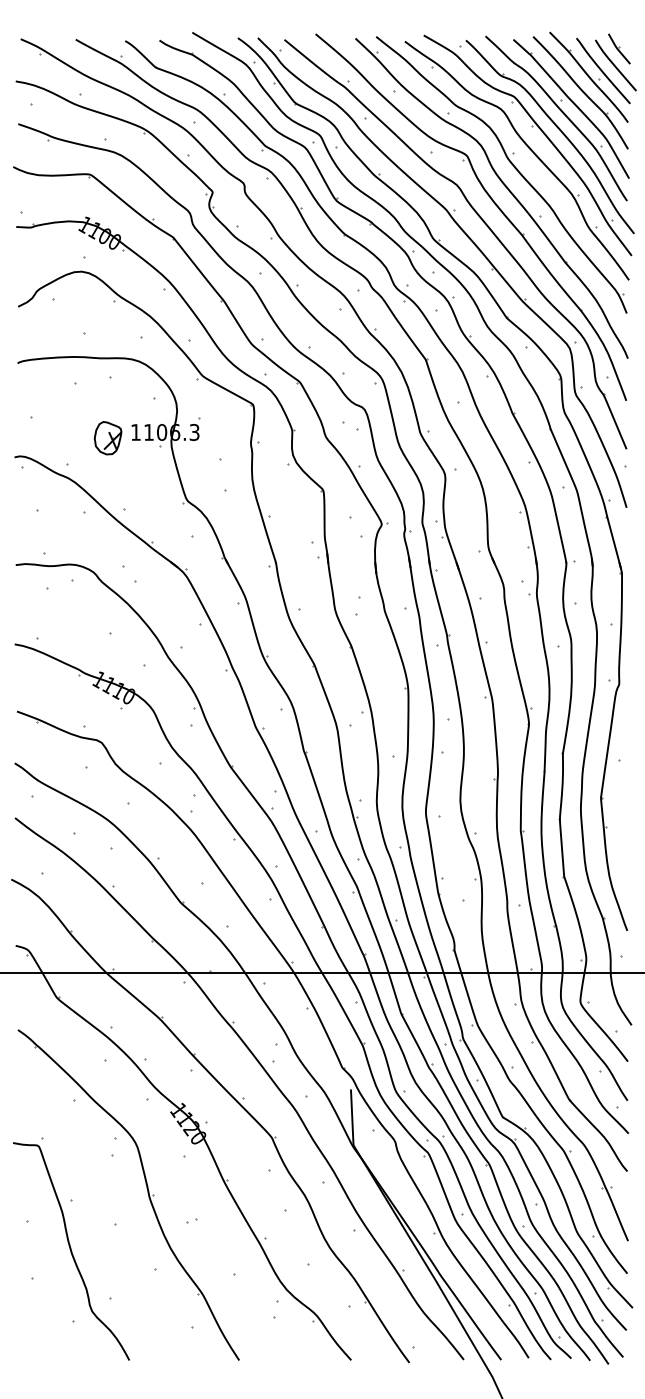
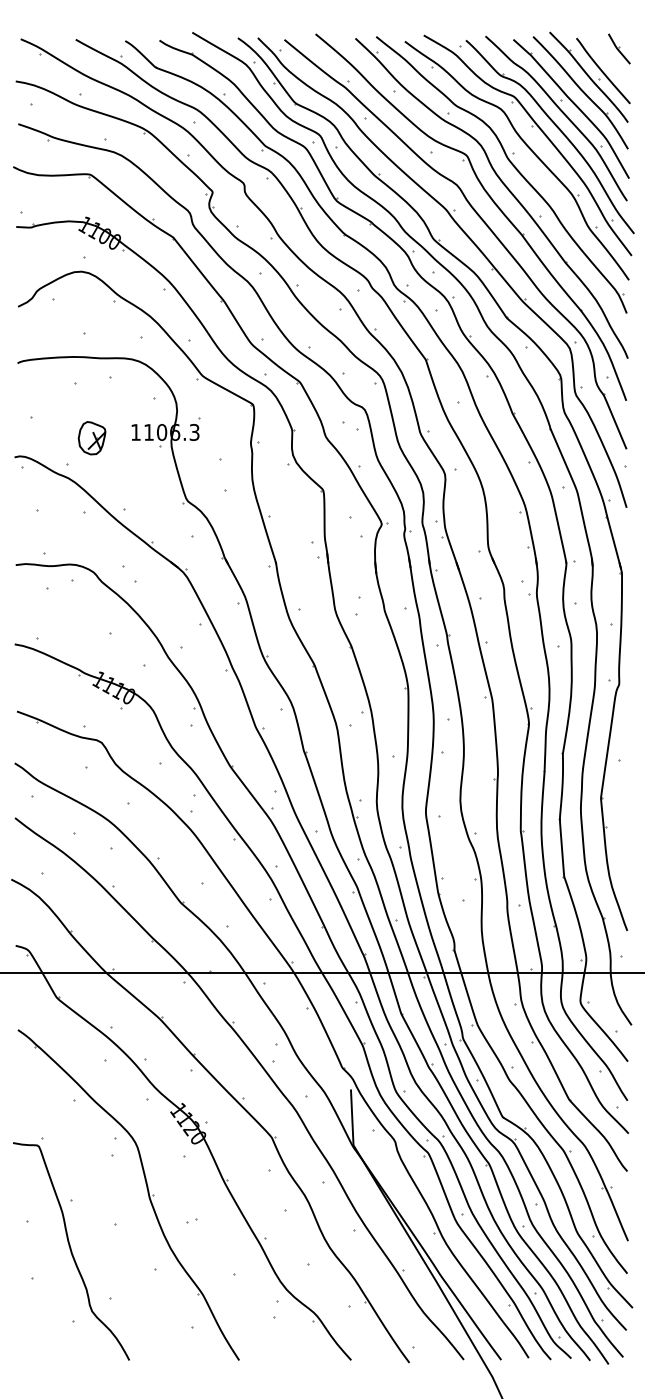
curve: present -> none (615, 65)
part position: (107, 438) -> (91, 438) (91, 438)
